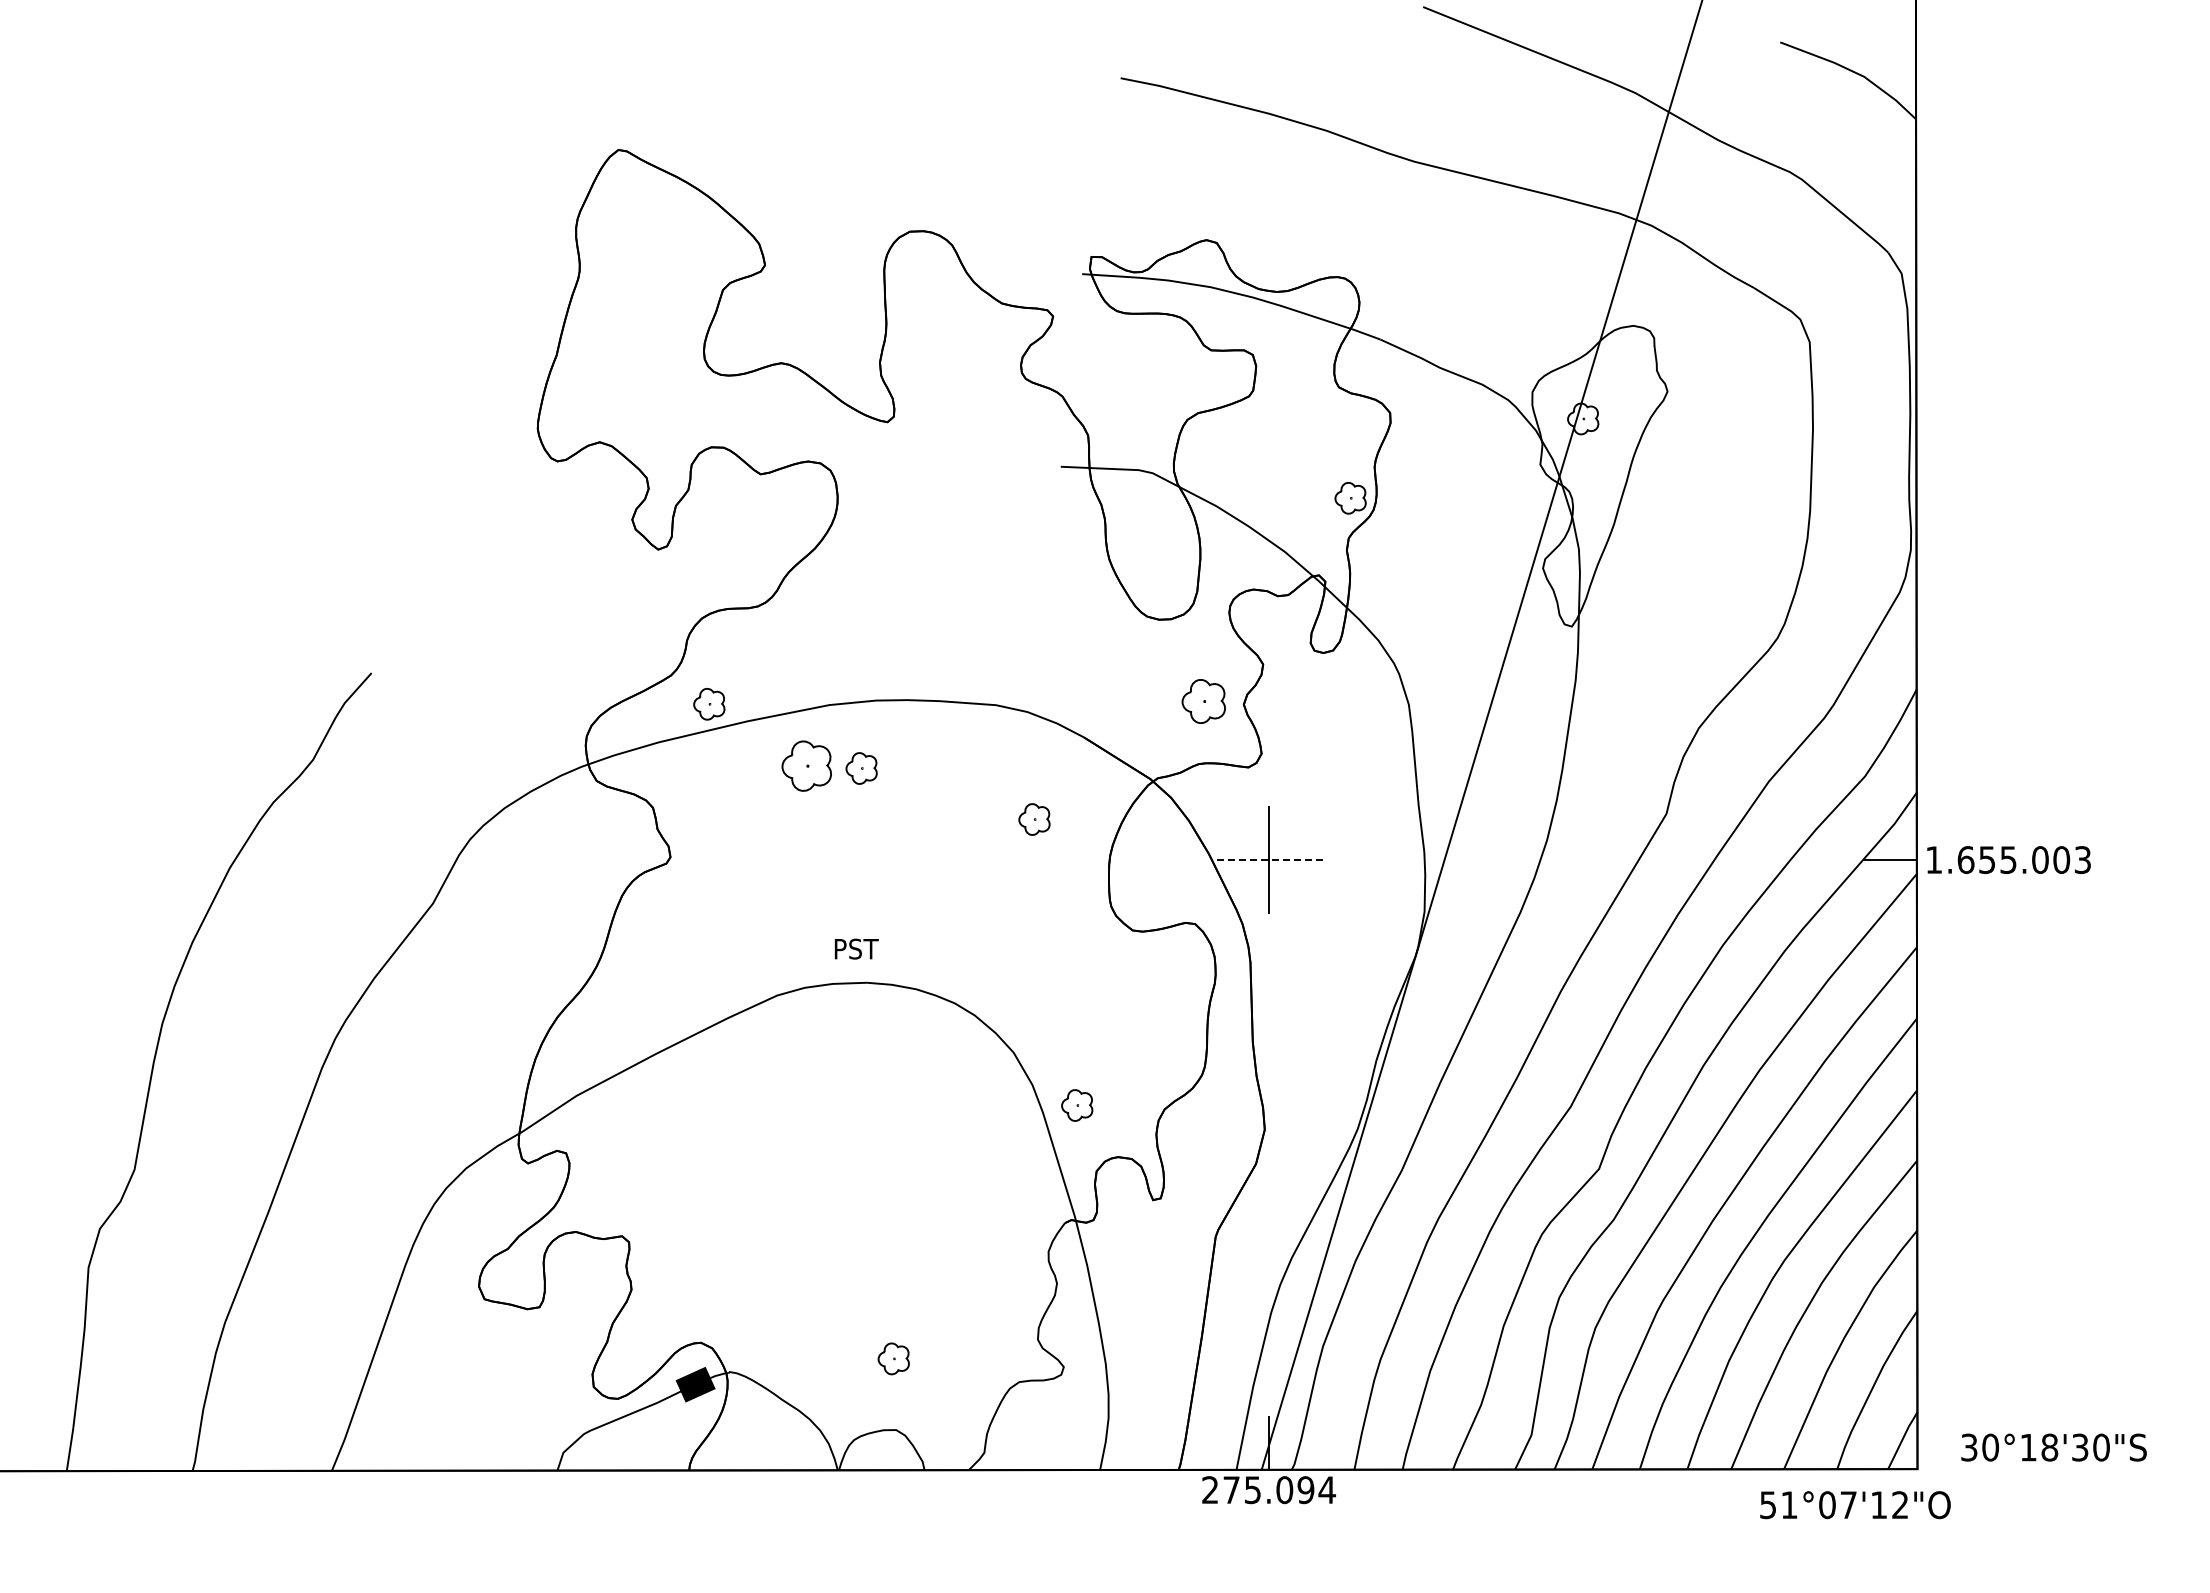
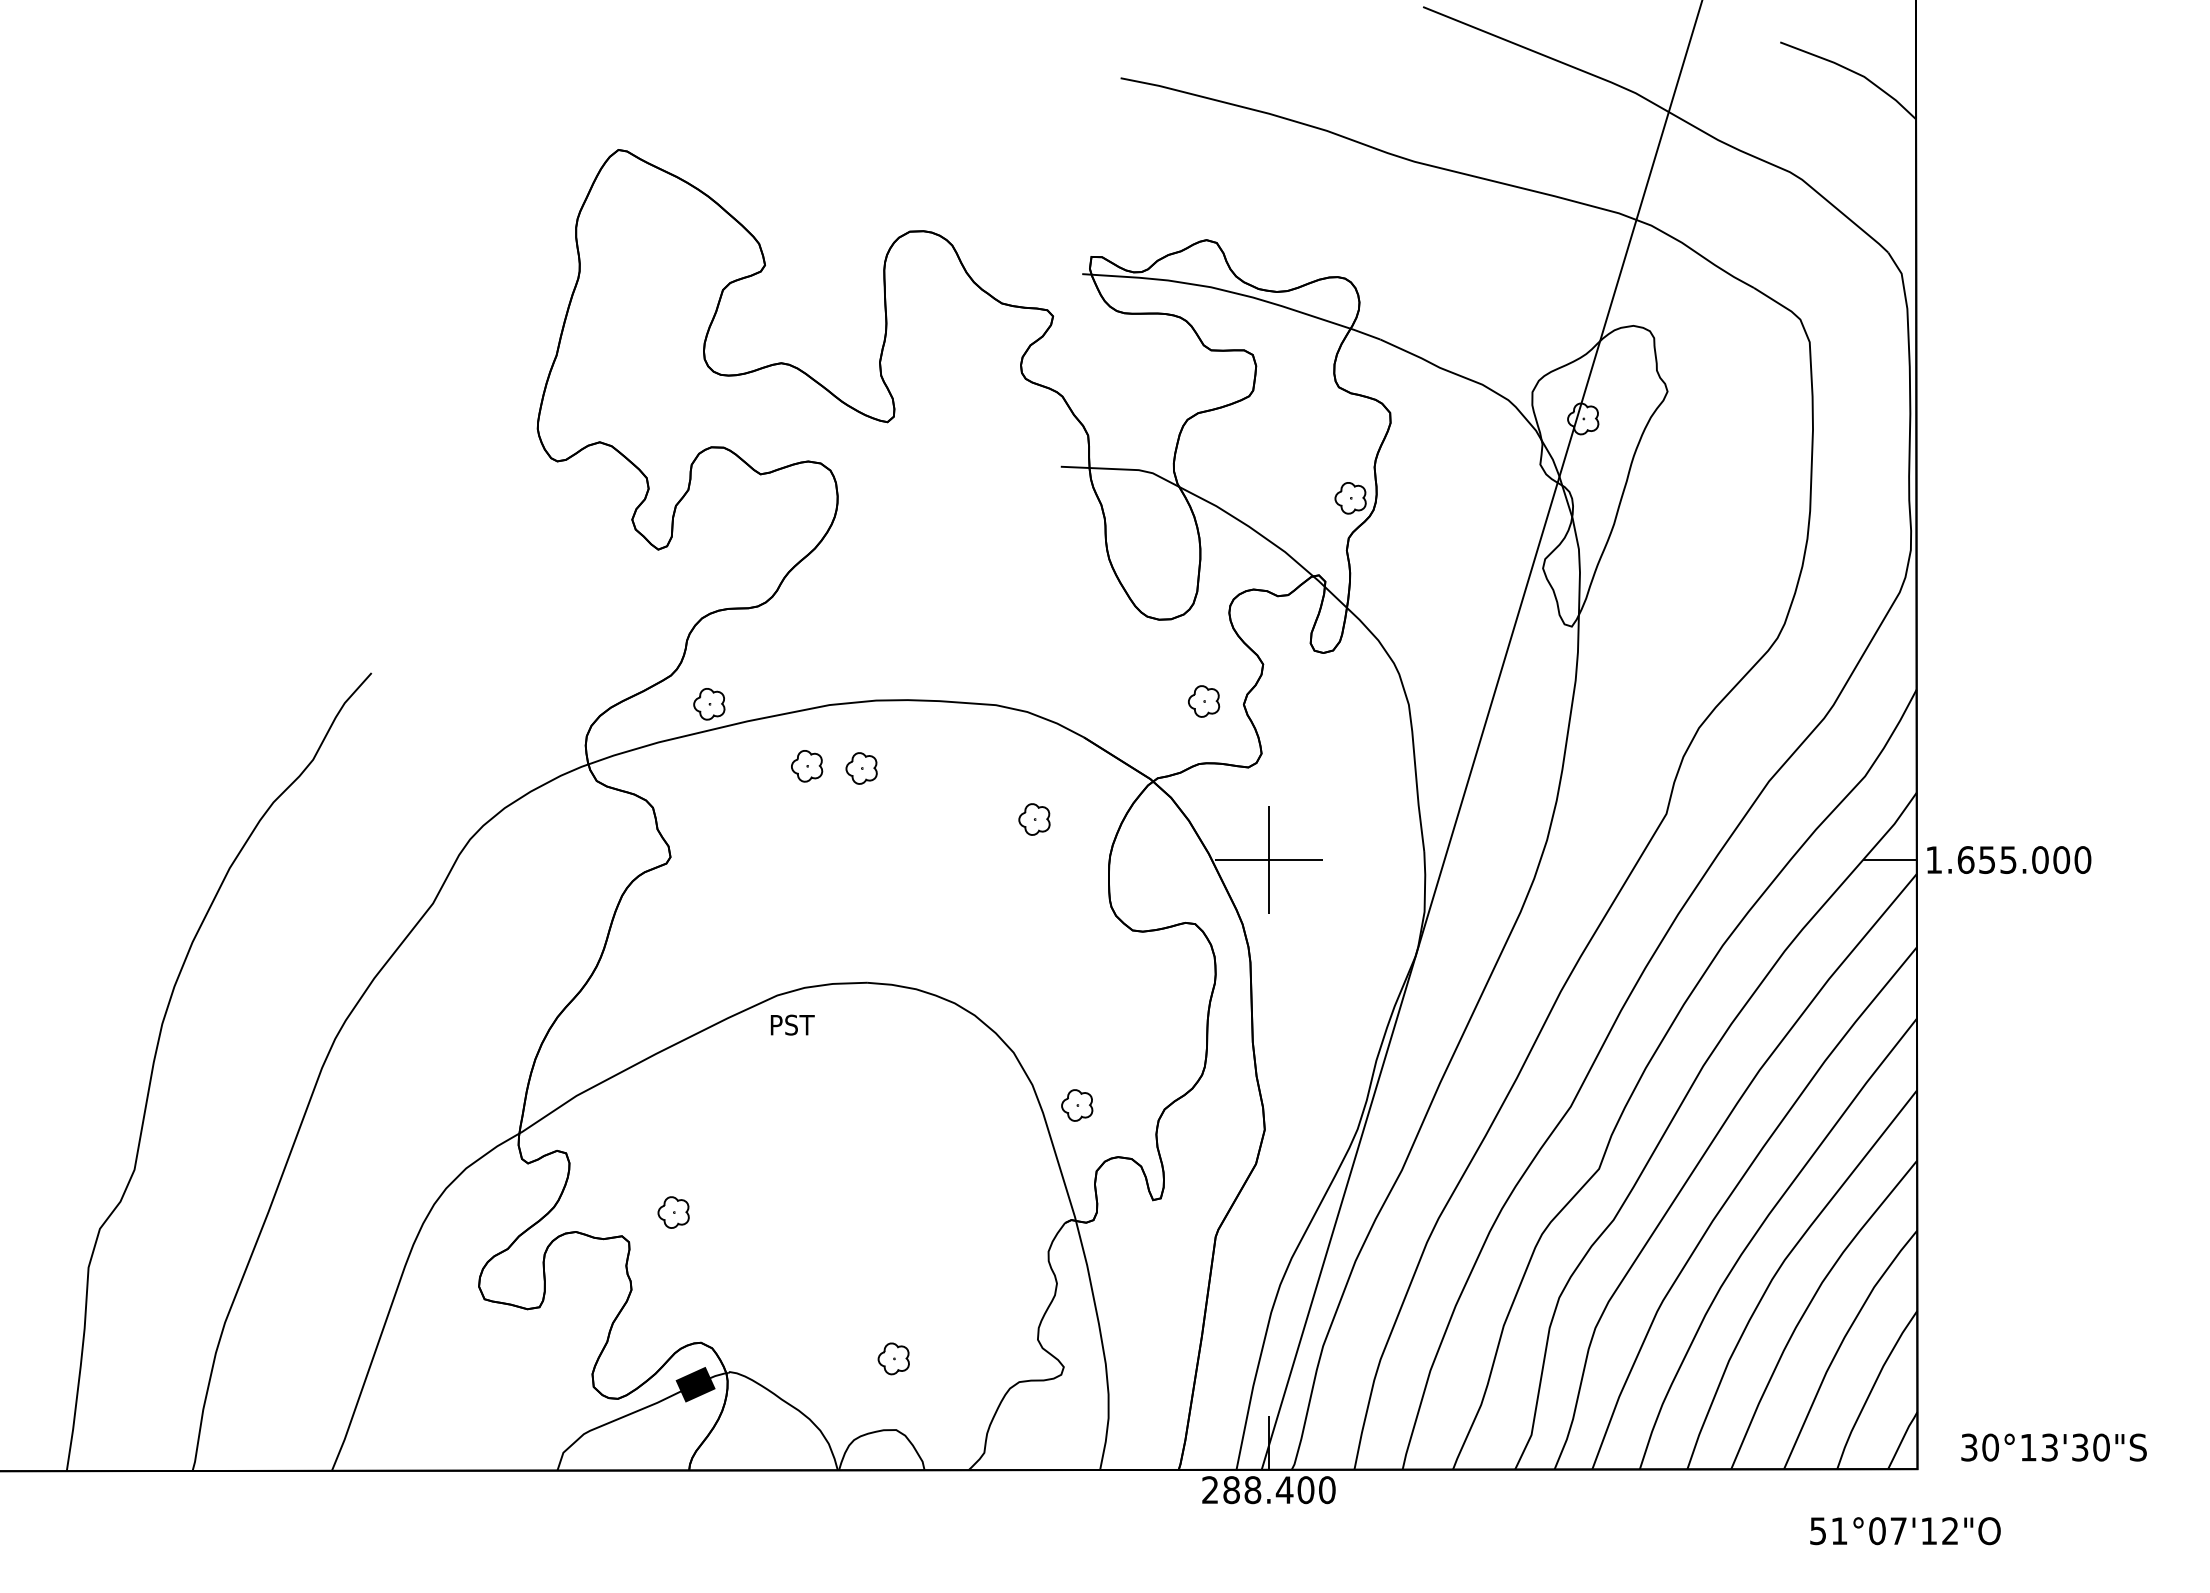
part size: 45x45 px -> 33x33 px (1204, 701)
part size: 51x52 px -> 33x33 px (807, 766)
line: dashed -> solid (1268, 860)
text: 1.655.003 -> 1.655.000 (2082, 860)
text position: (856, 948) -> (792, 1024) (792, 1024)
part: none -> present (673, 1212)
text: 30°18'30"S -> 30°13'30"S (2049, 1447)
text: 275.094 -> 288.400 (1279, 1490)
text position: (1855, 1505) -> (1905, 1531) (1905, 1531)
